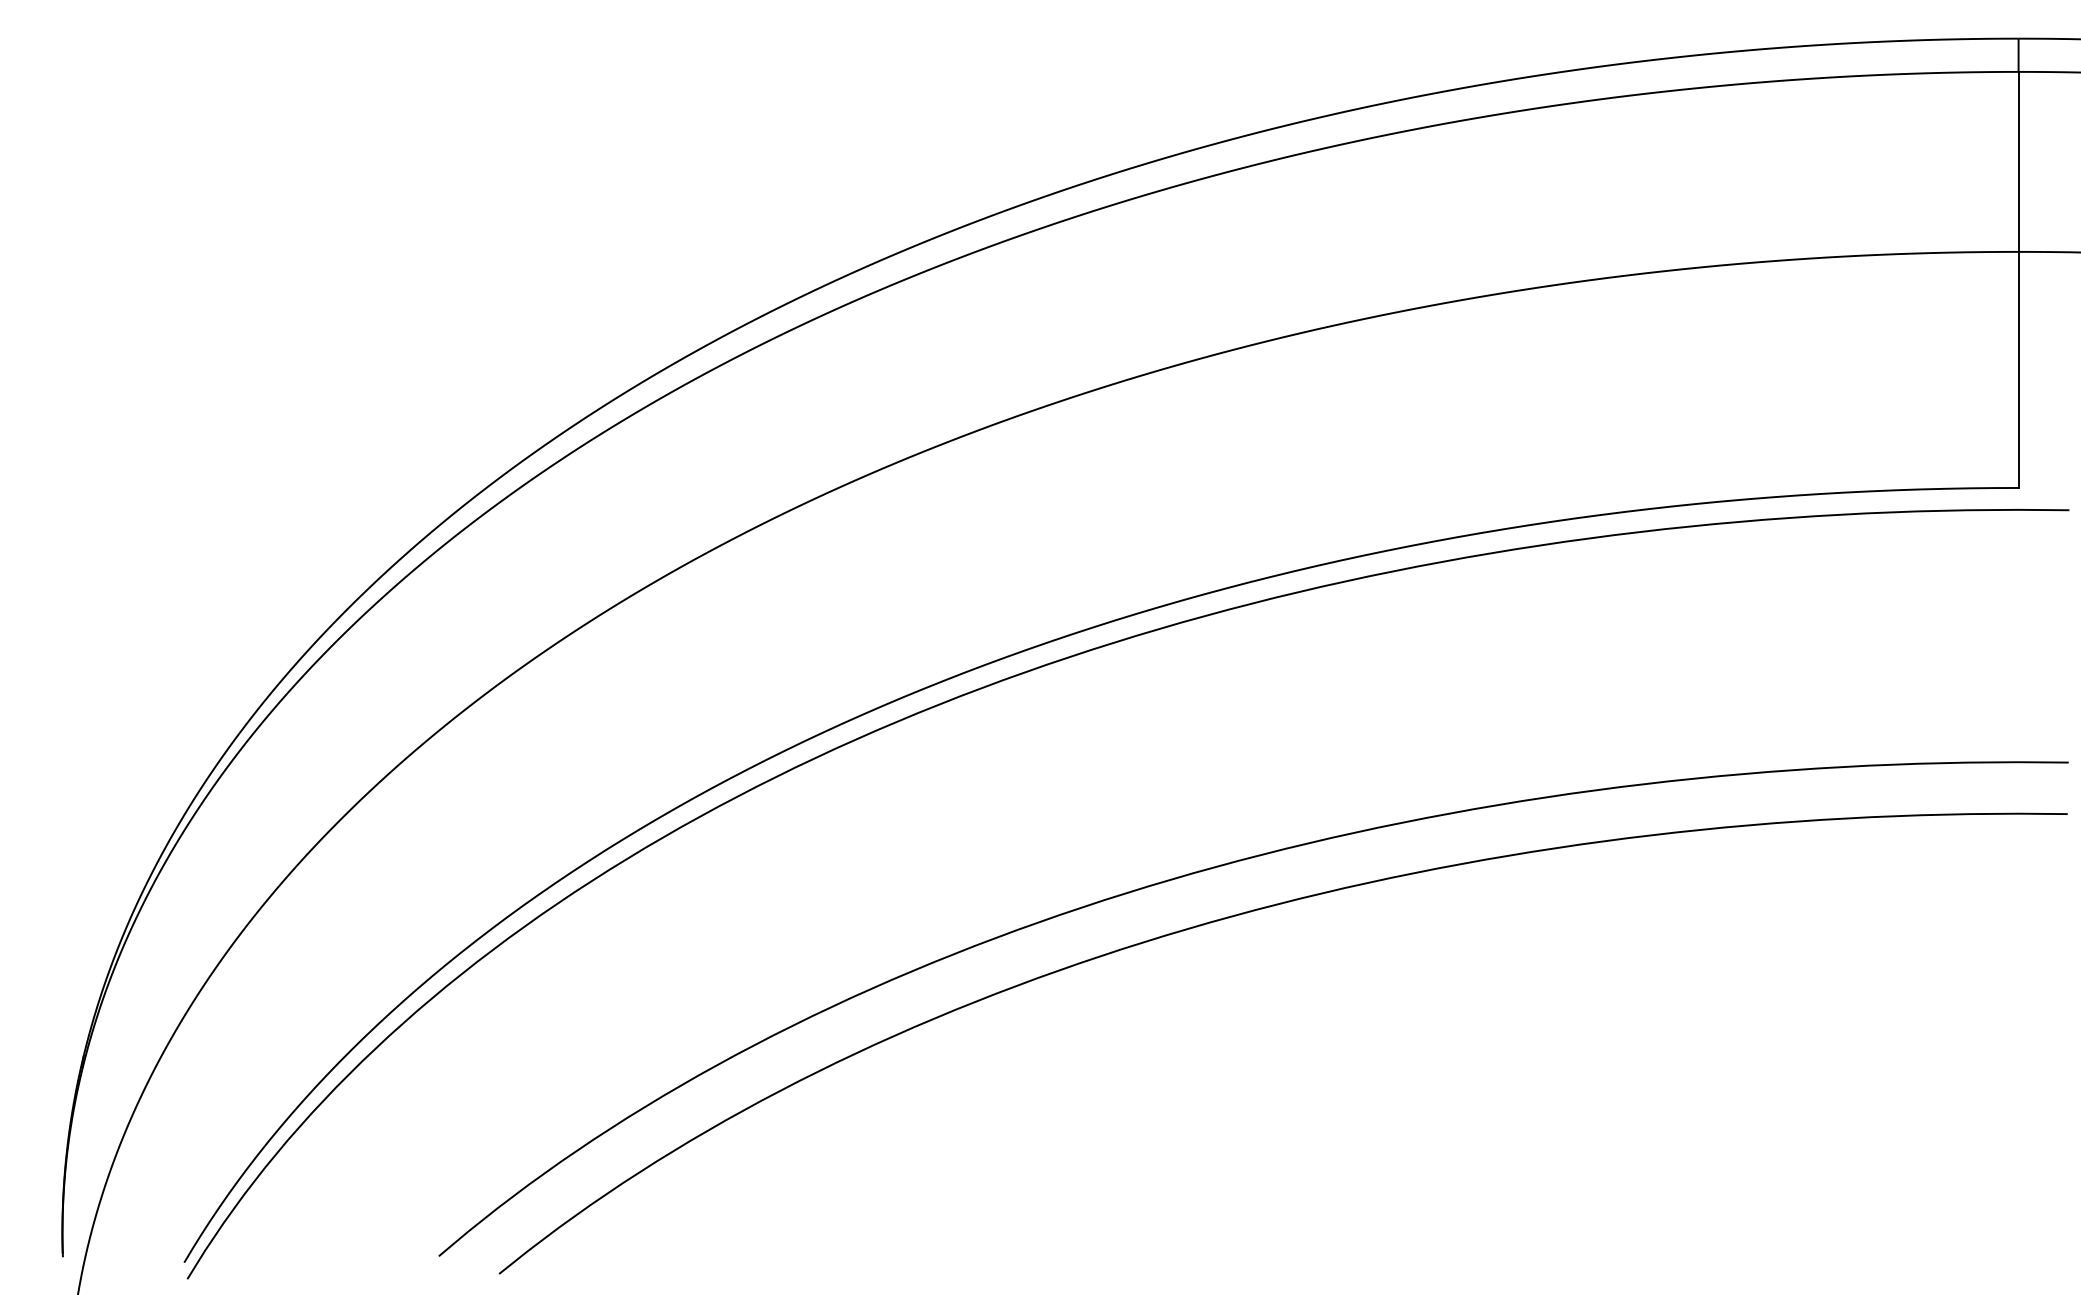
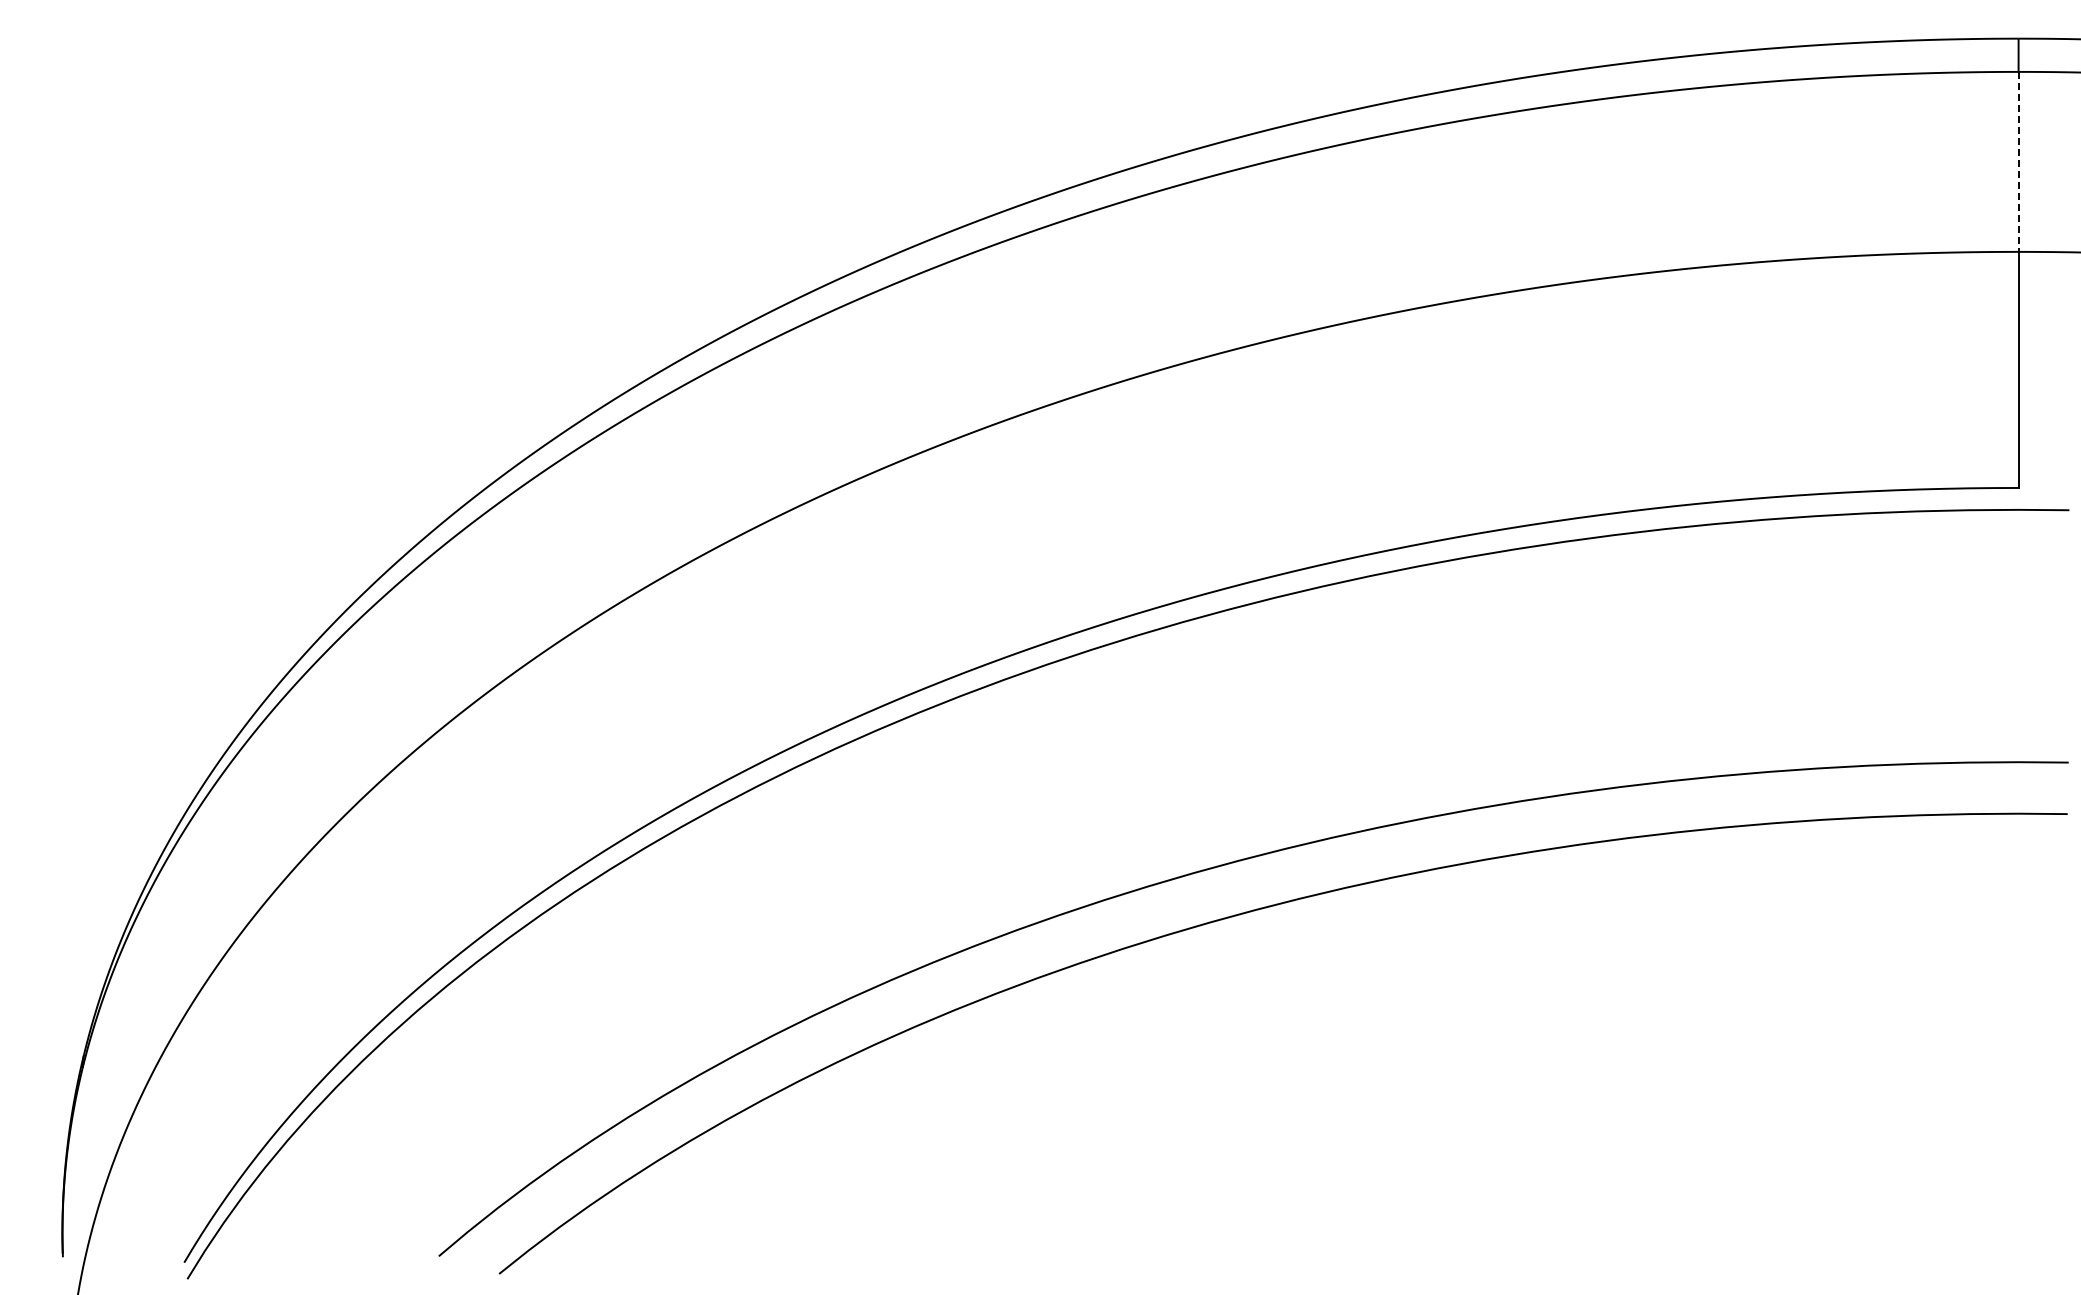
line: solid -> dashed (2018, 161)
